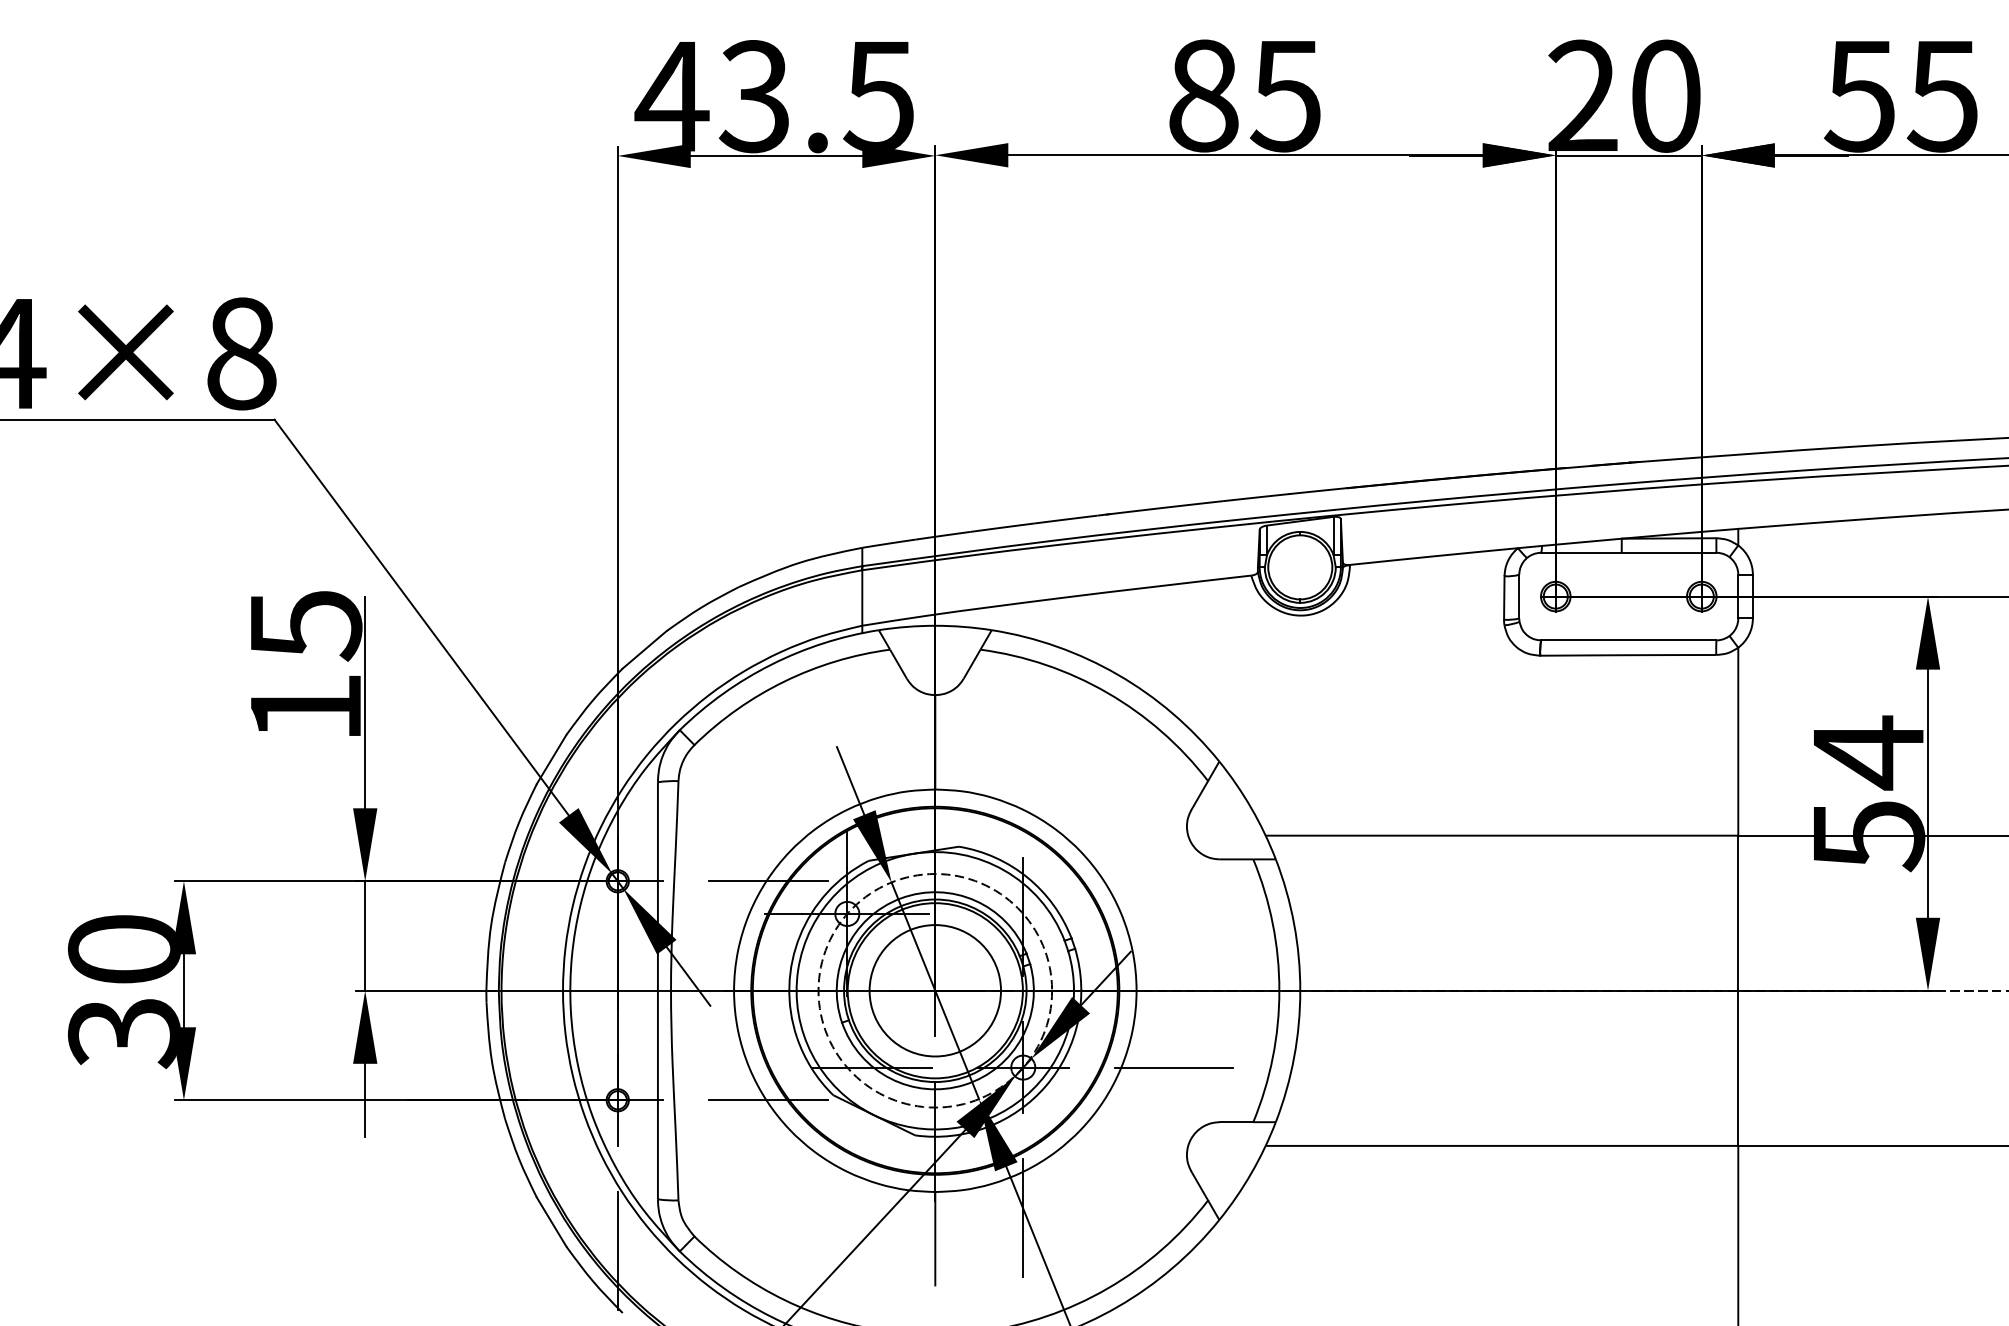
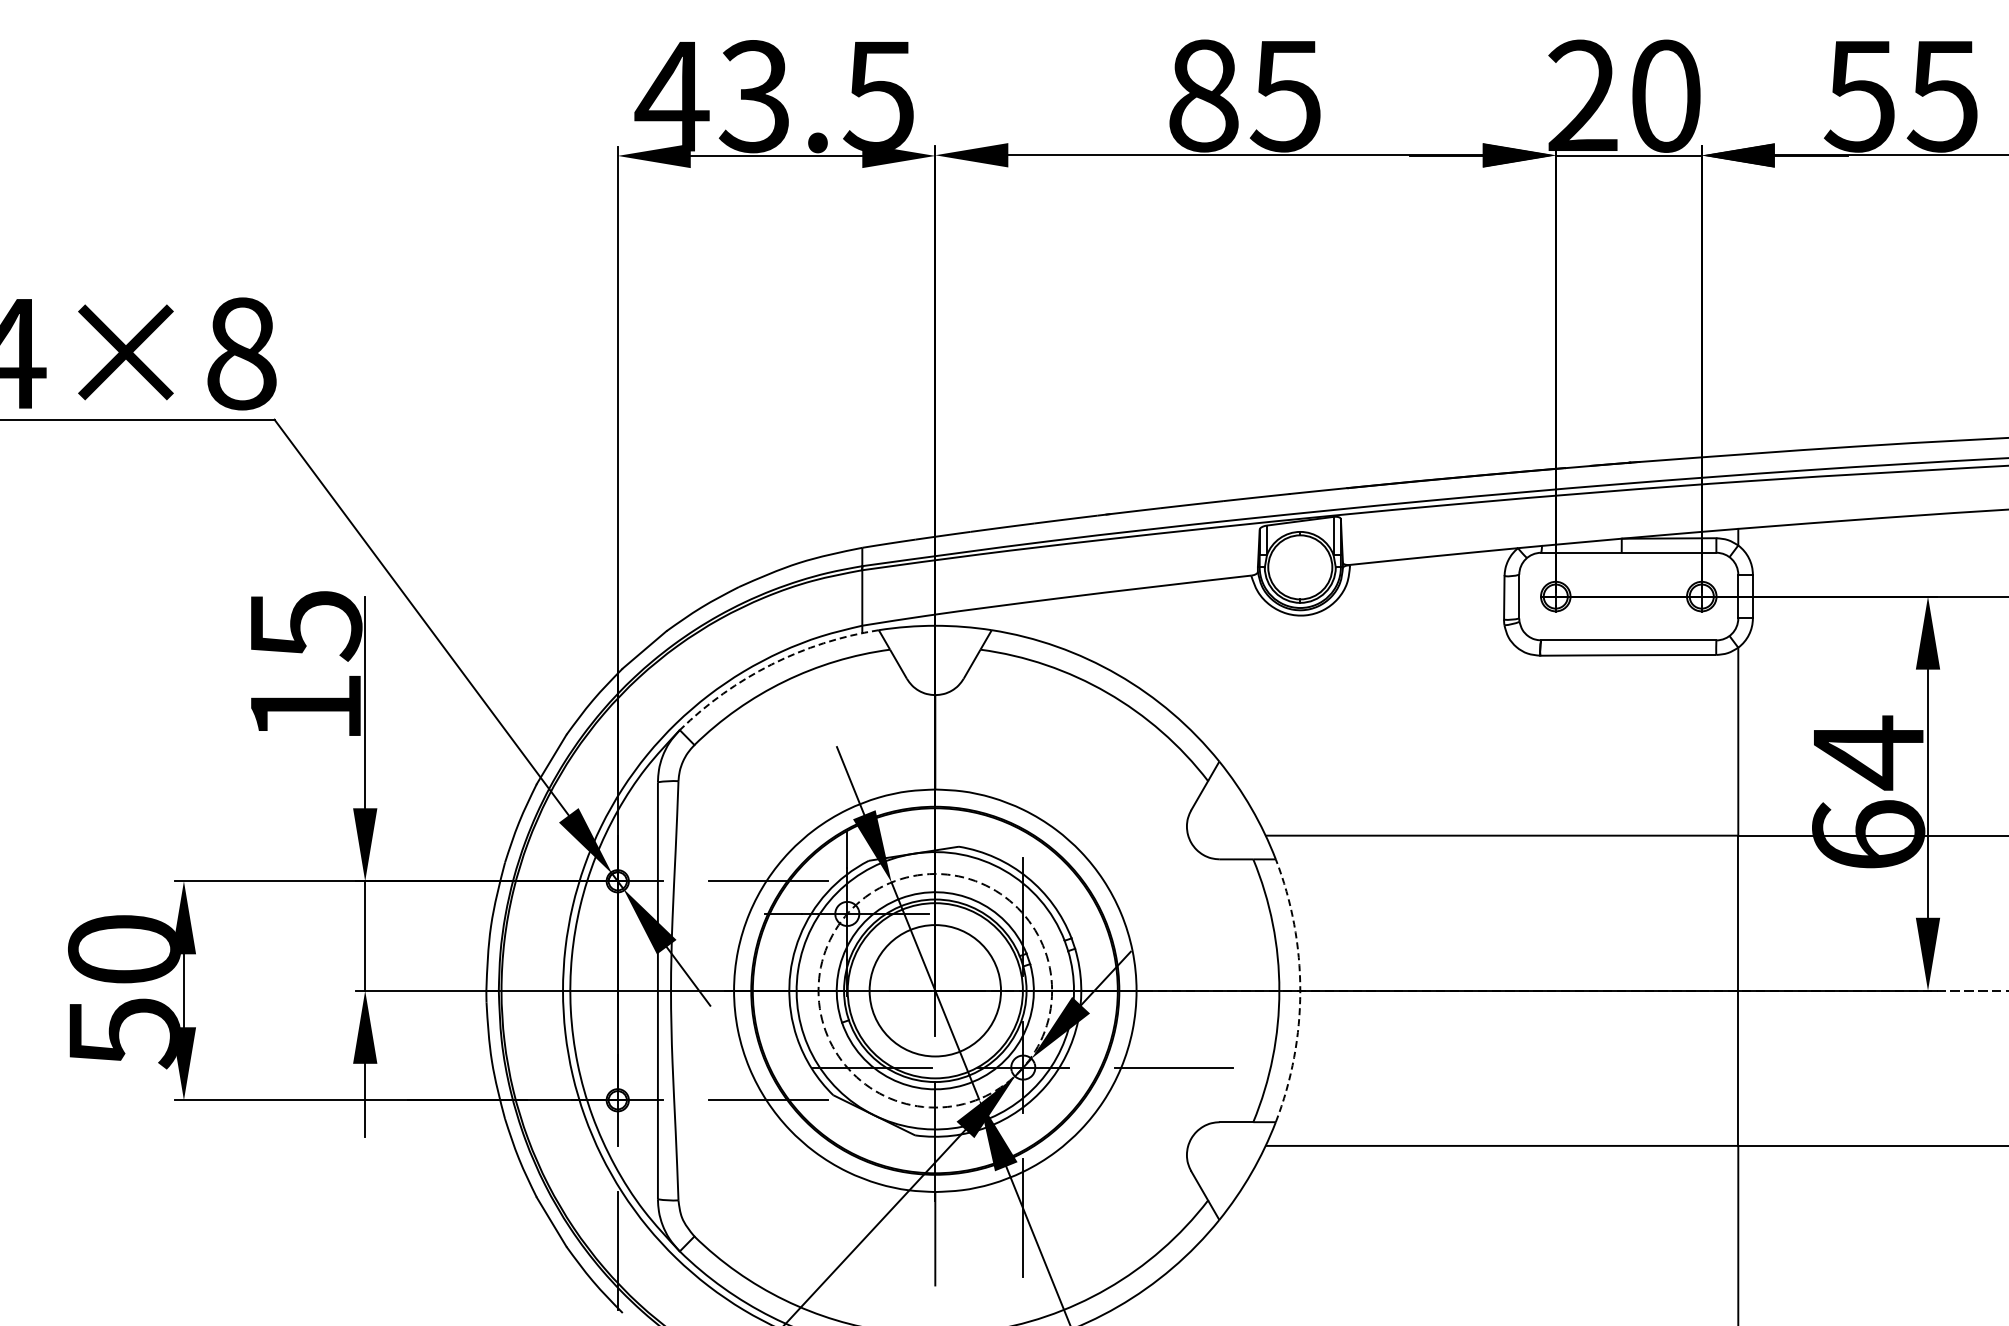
arc: solid -> dashed (771, 664)
text: 54 -> 64 (1868, 836)
arc: solid -> dashed (1300, 990)
text: 30 -> 50 (124, 1033)
